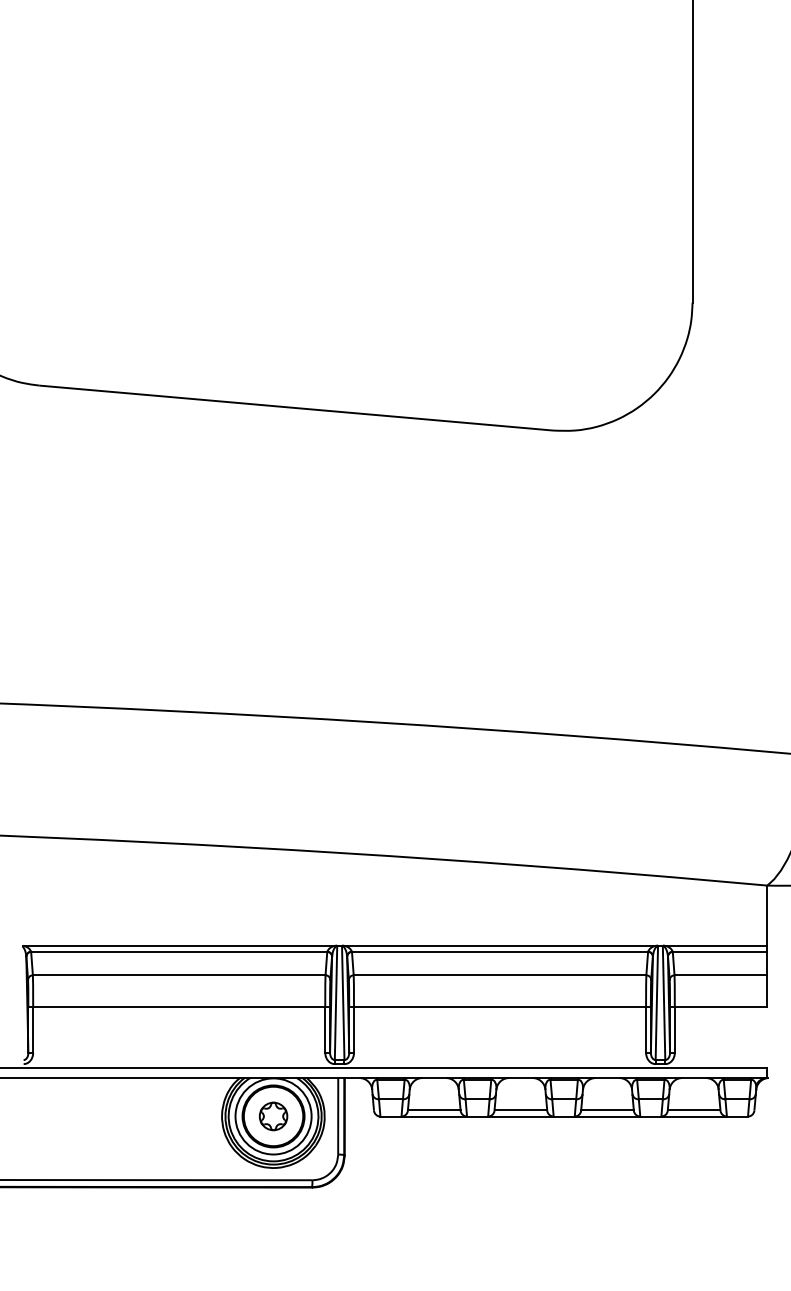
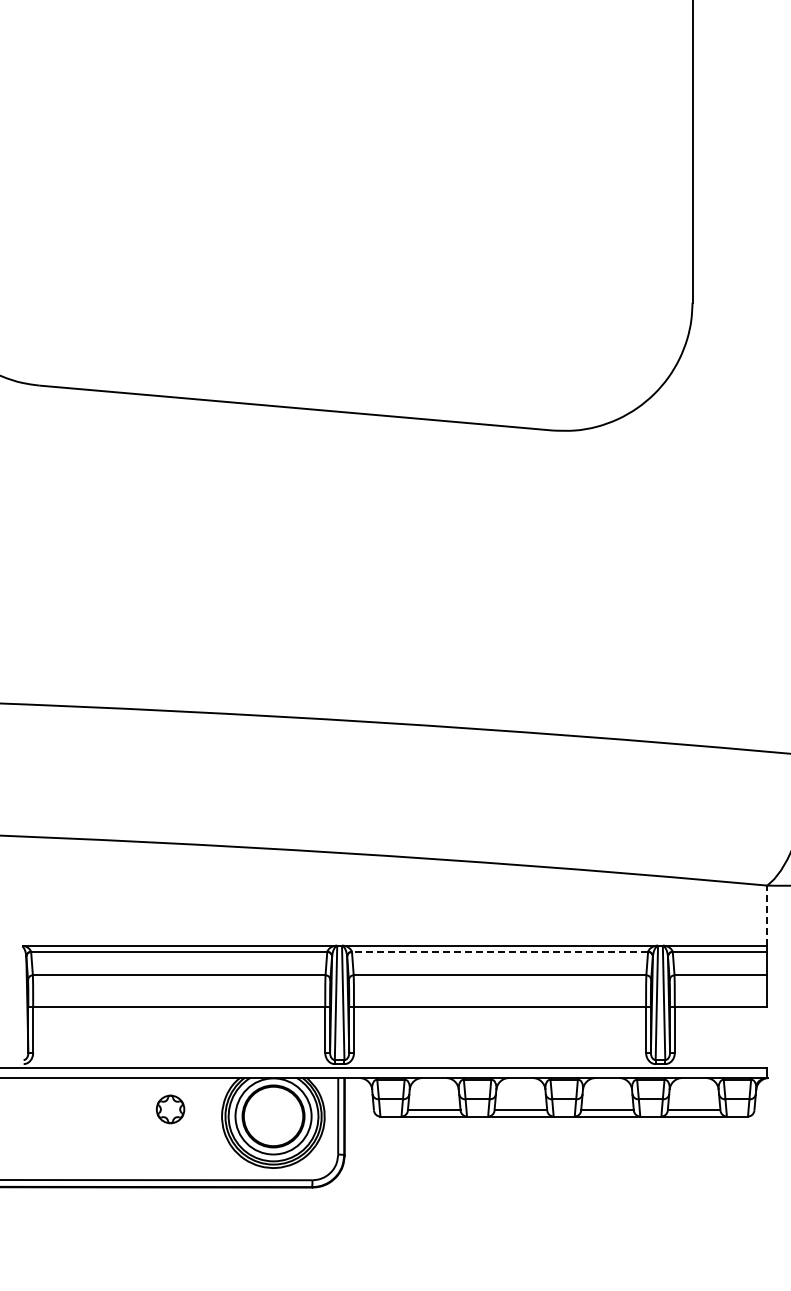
line: solid -> dashed (767, 915)
line: solid -> dashed (499, 951)
part position: (273, 1116) -> (170, 1109) (170, 1109)
